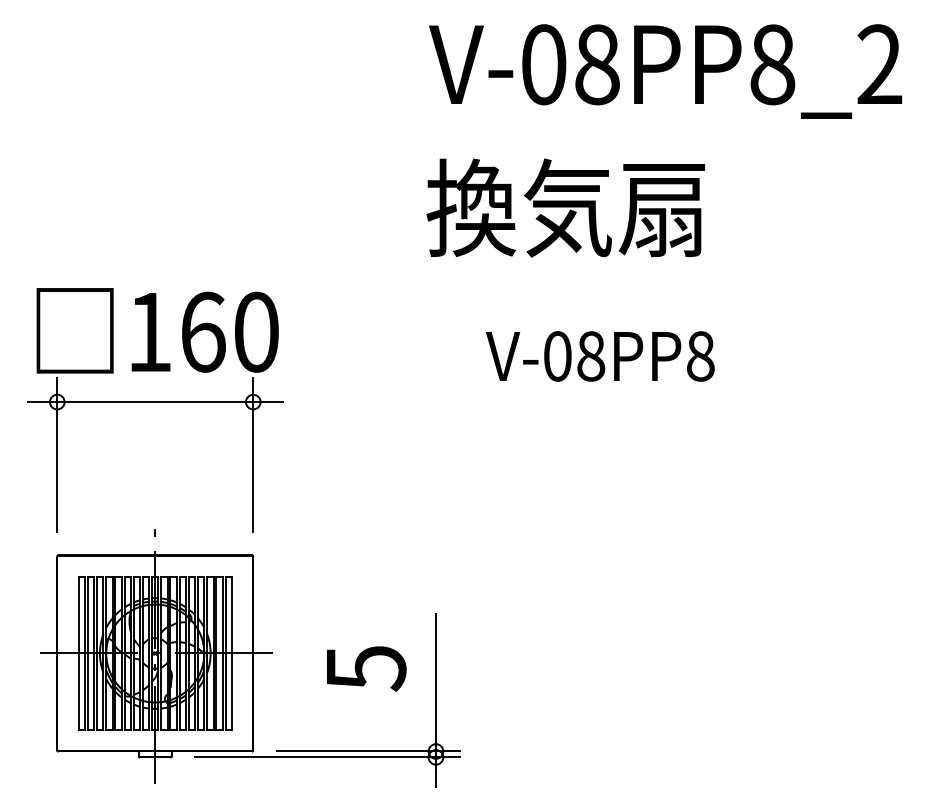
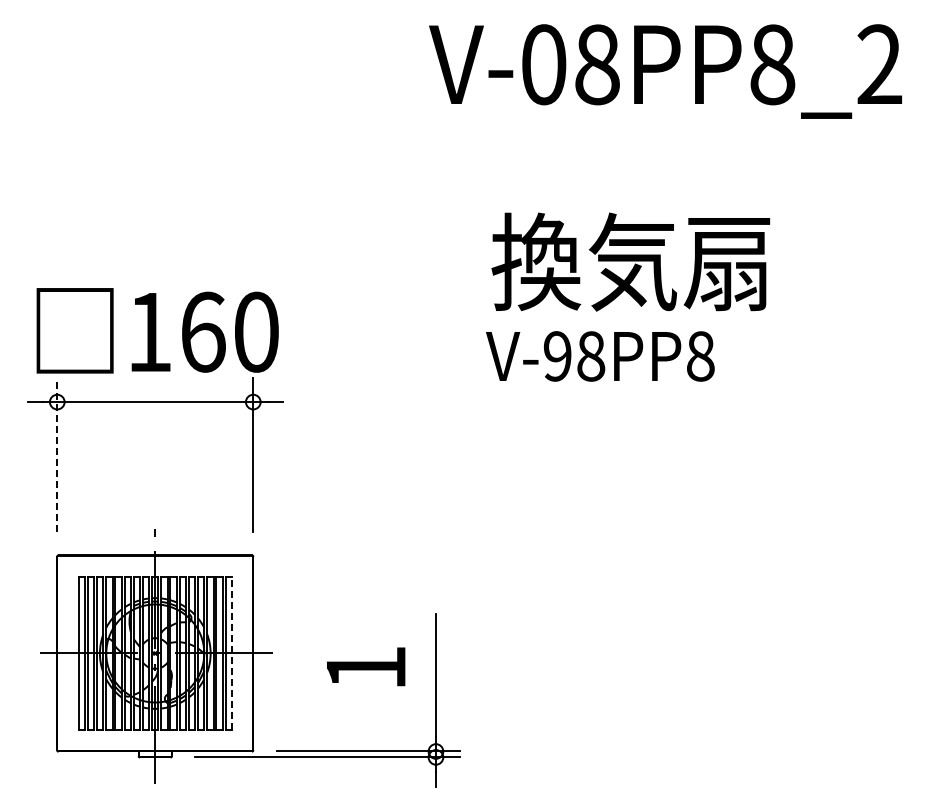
text position: (565, 207) -> (630, 261) (630, 261)
text: V-08PP8 -> V-98PP8 (557, 356)
line: solid -> dashed (57, 454)
line: solid -> dashed (231, 653)
text: 5 -> 1 (366, 668)
